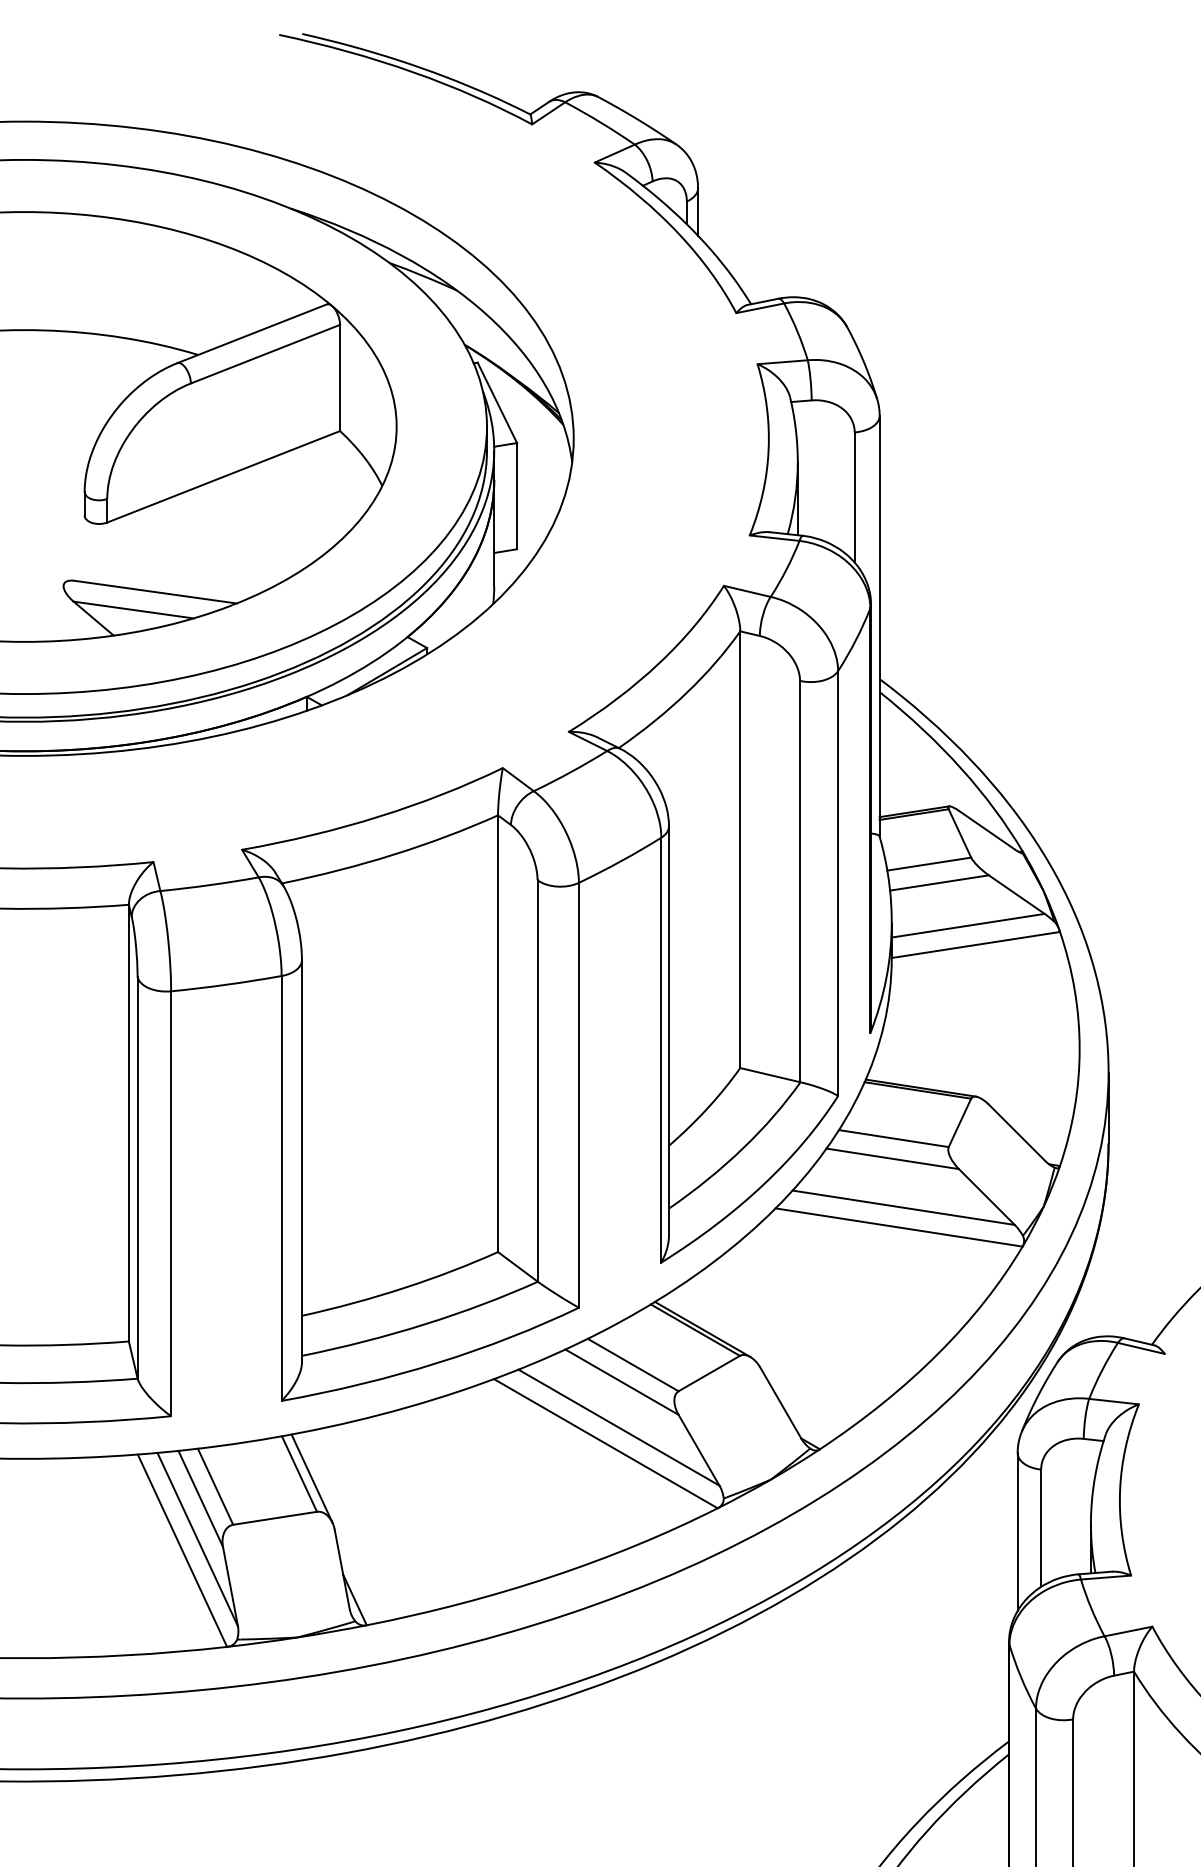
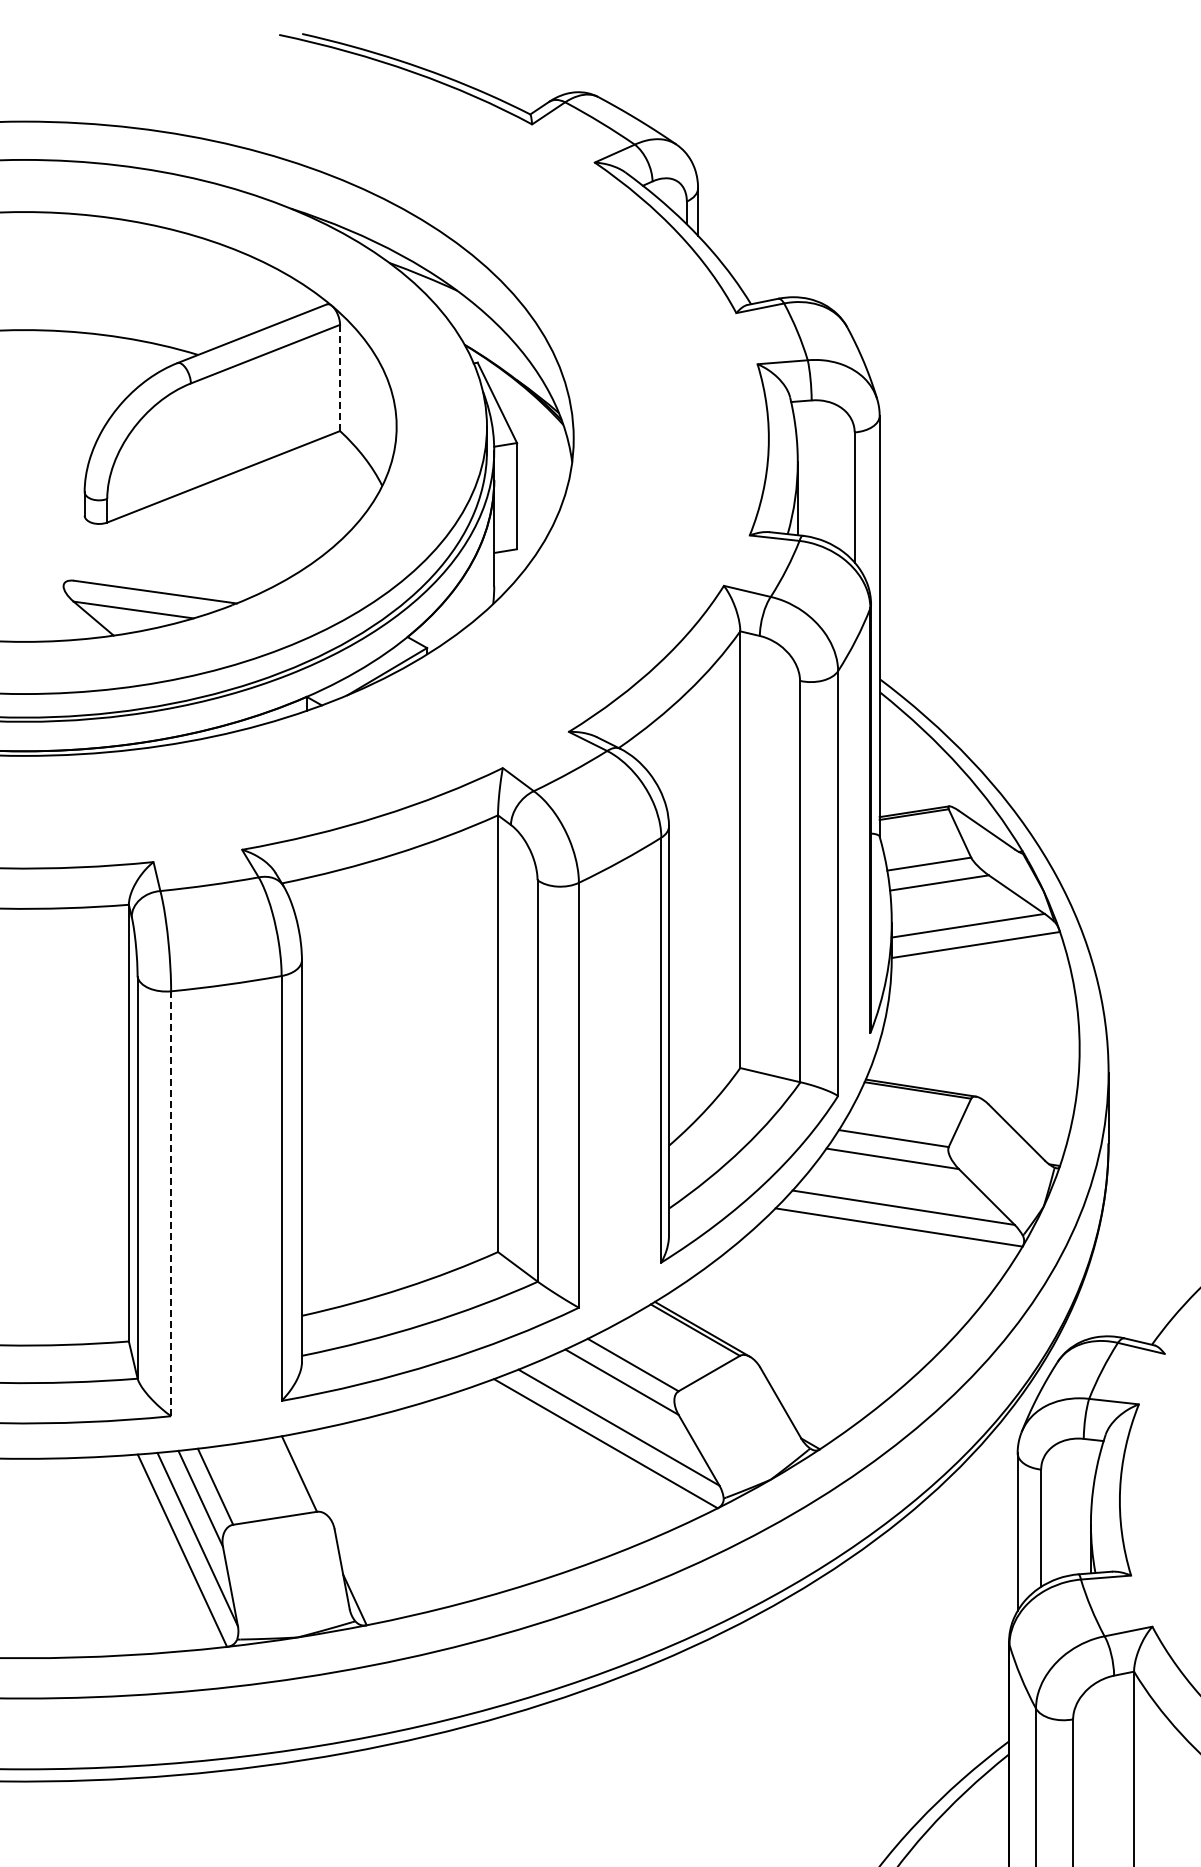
line: solid -> dashed (340, 378)
line: solid -> dashed (171, 1203)
line: present -> none (311, 1478)
